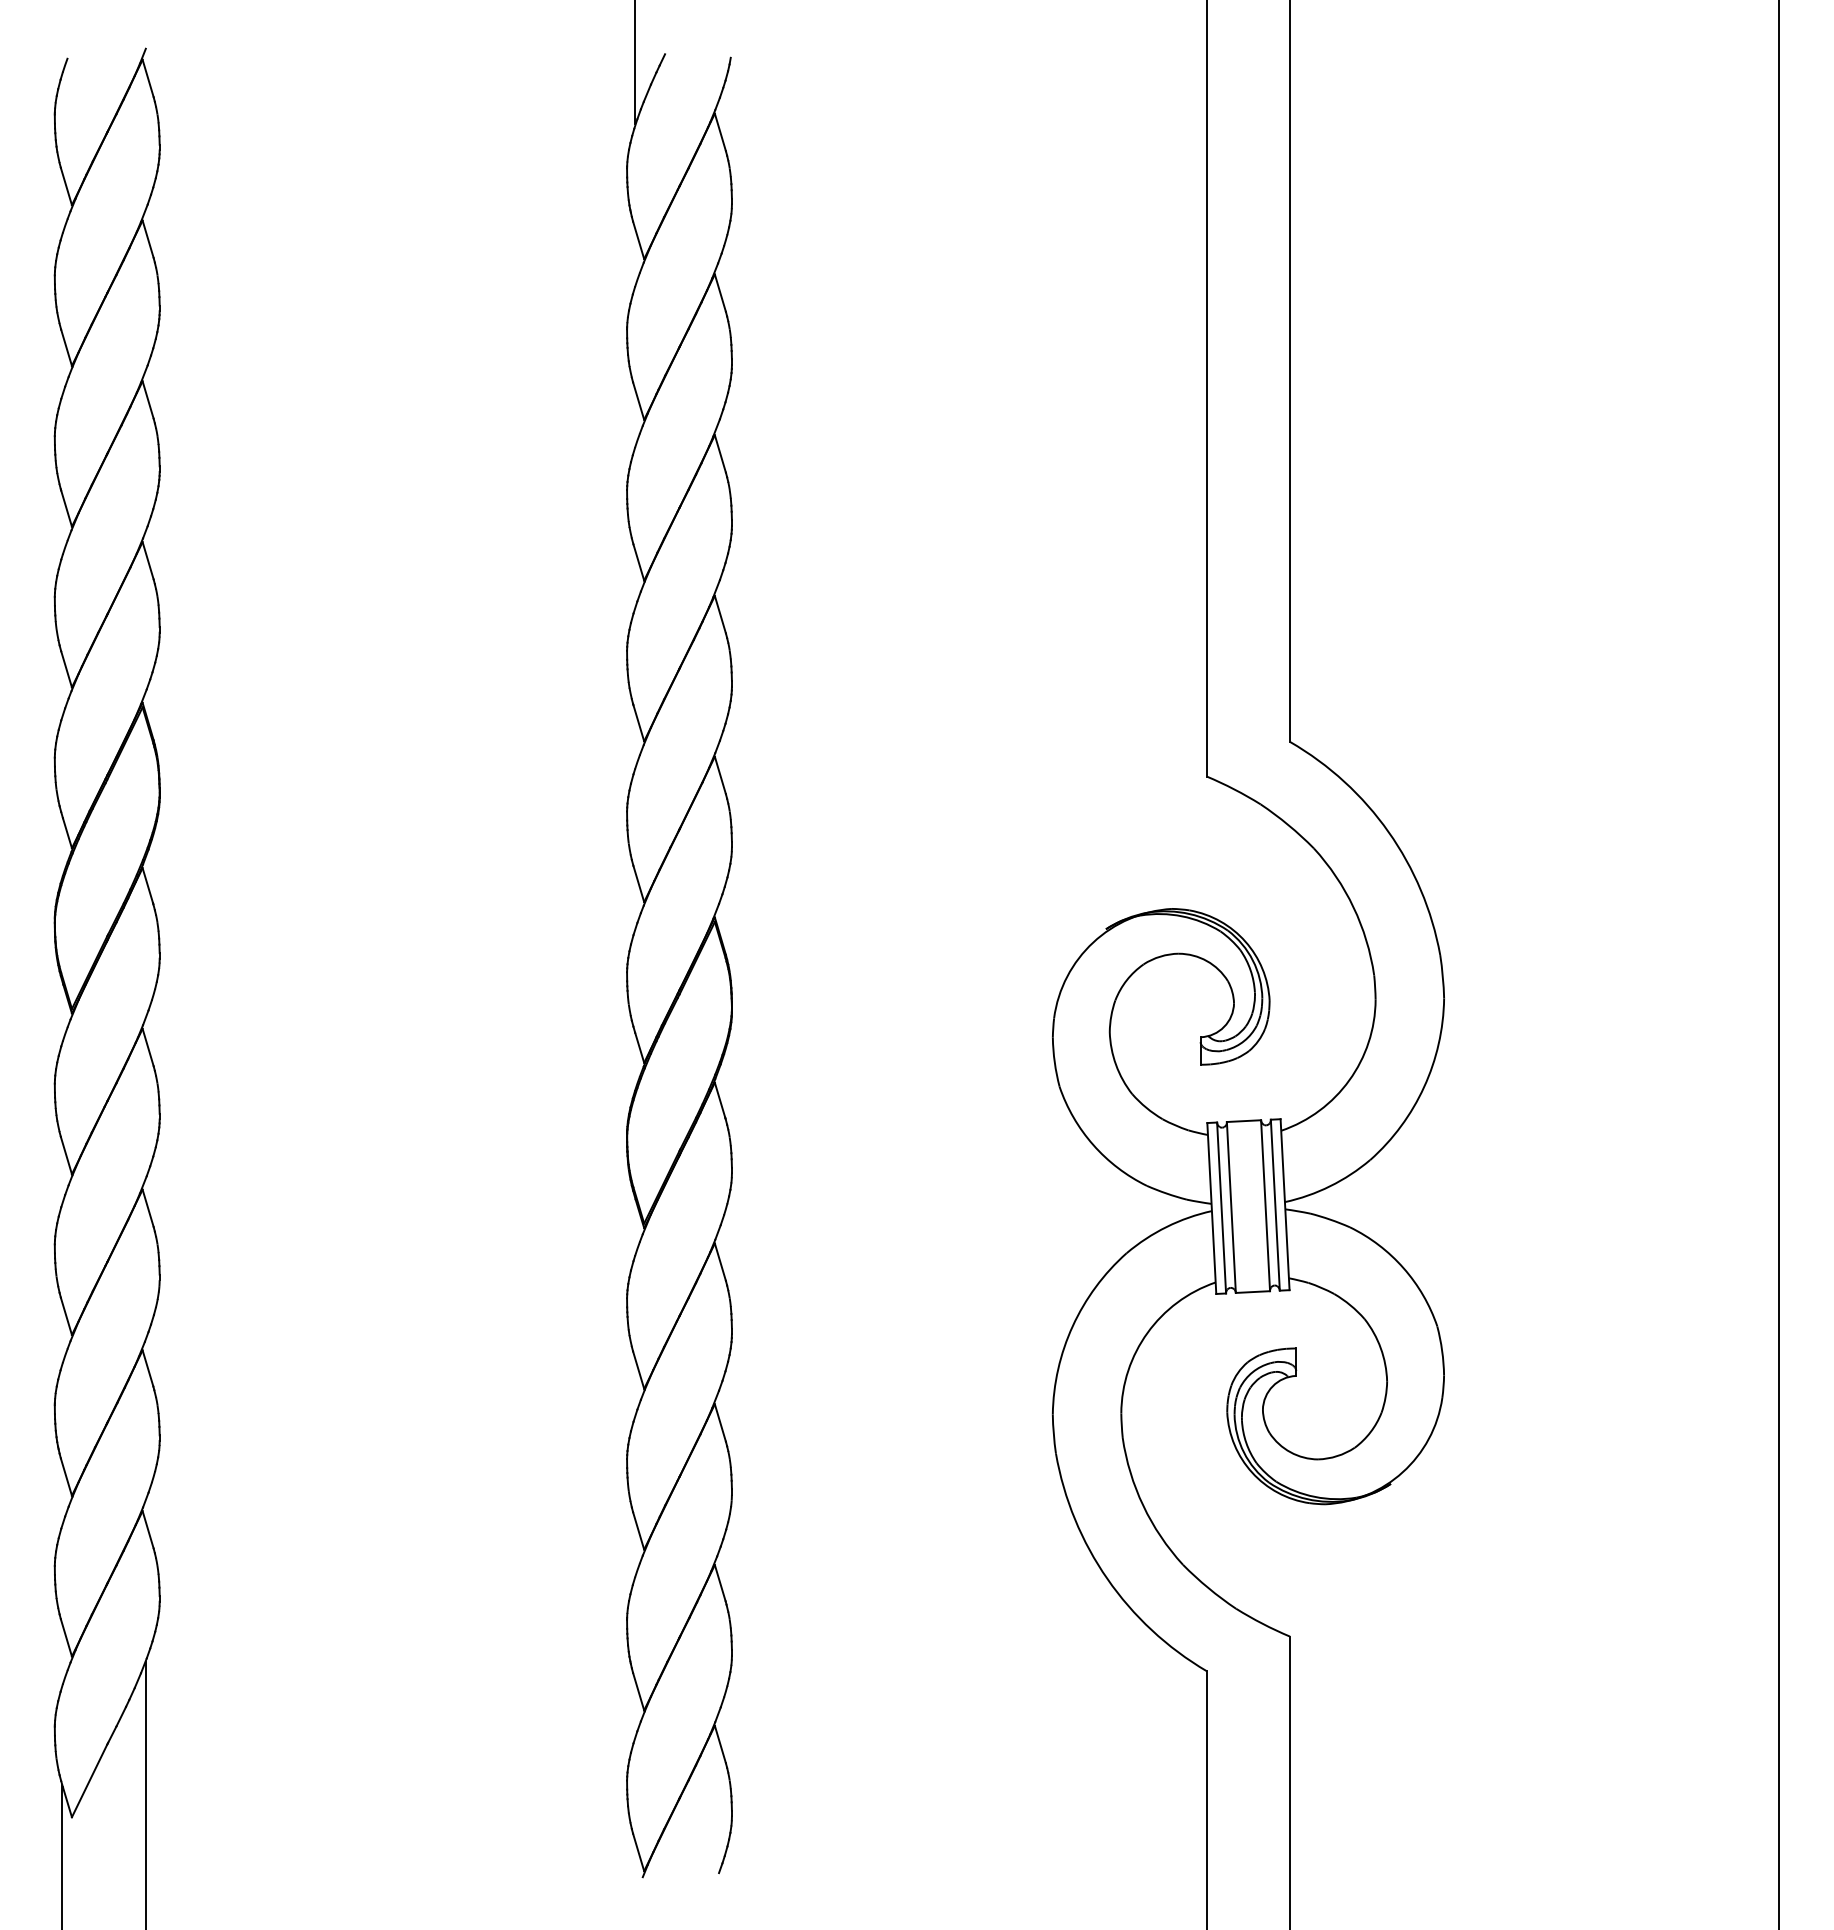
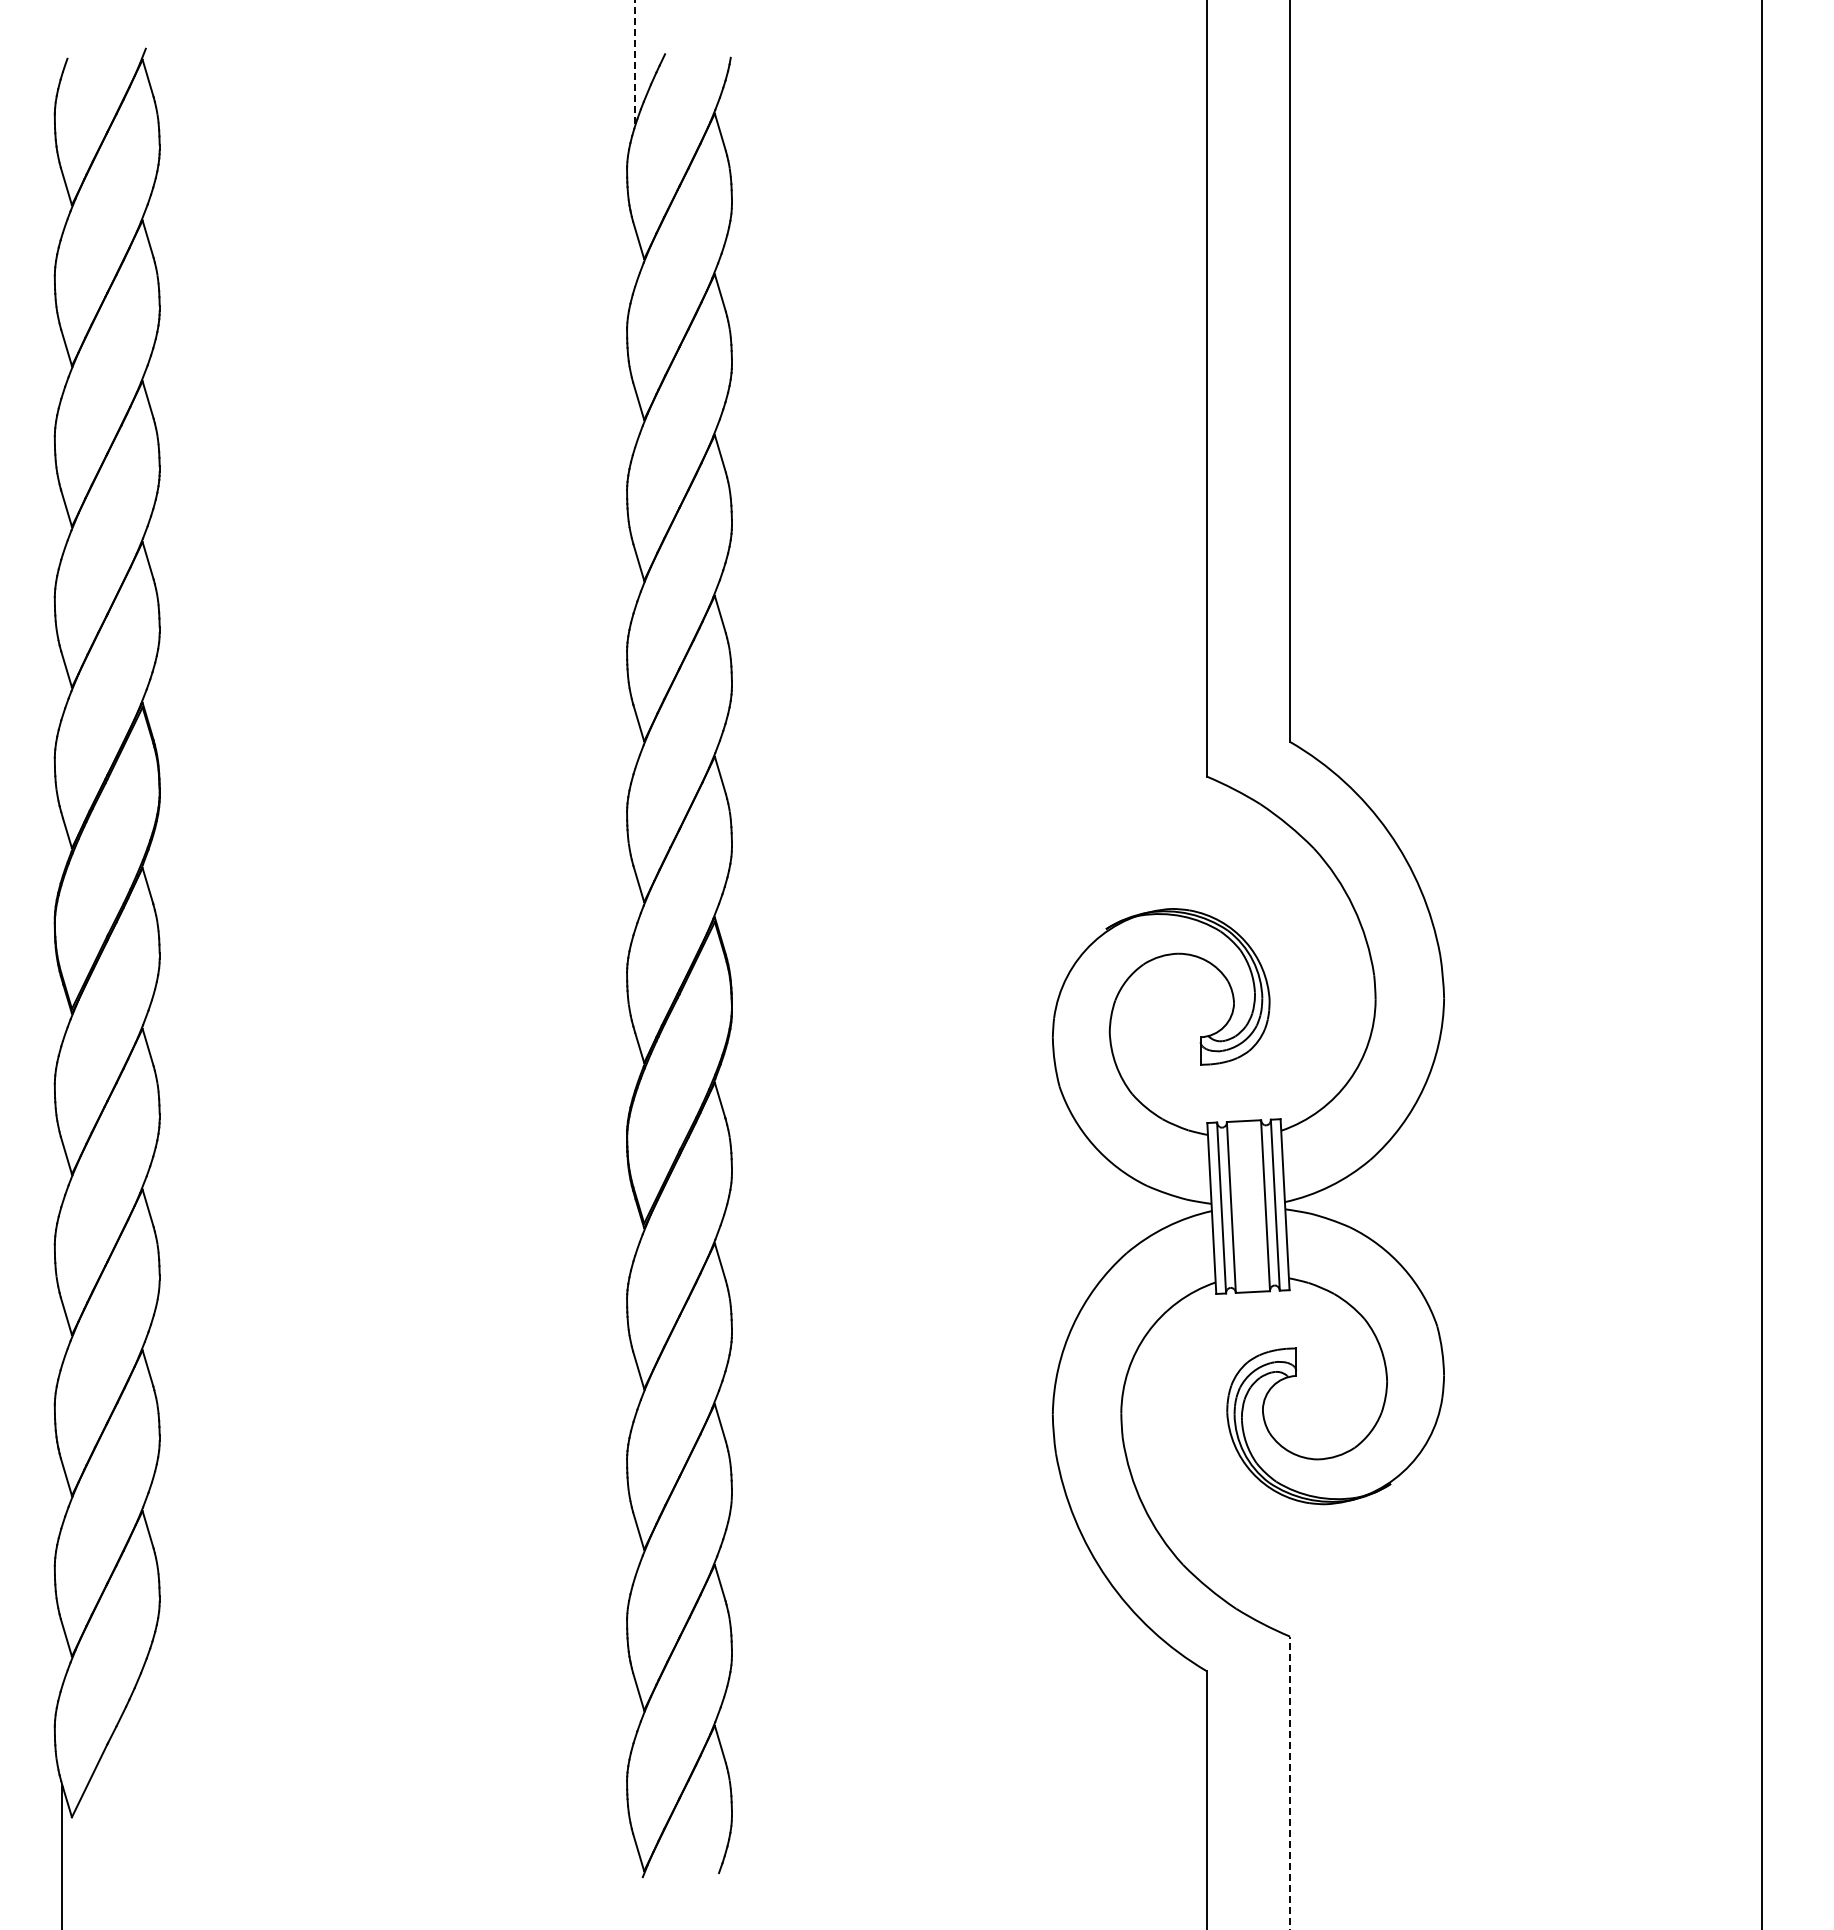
line: solid -> dashed (634, 61)
line position: (1779, 964) -> (1762, 964) (1762, 964)
line: solid -> dashed (1290, 1782)
line: present -> none (145, 1793)
